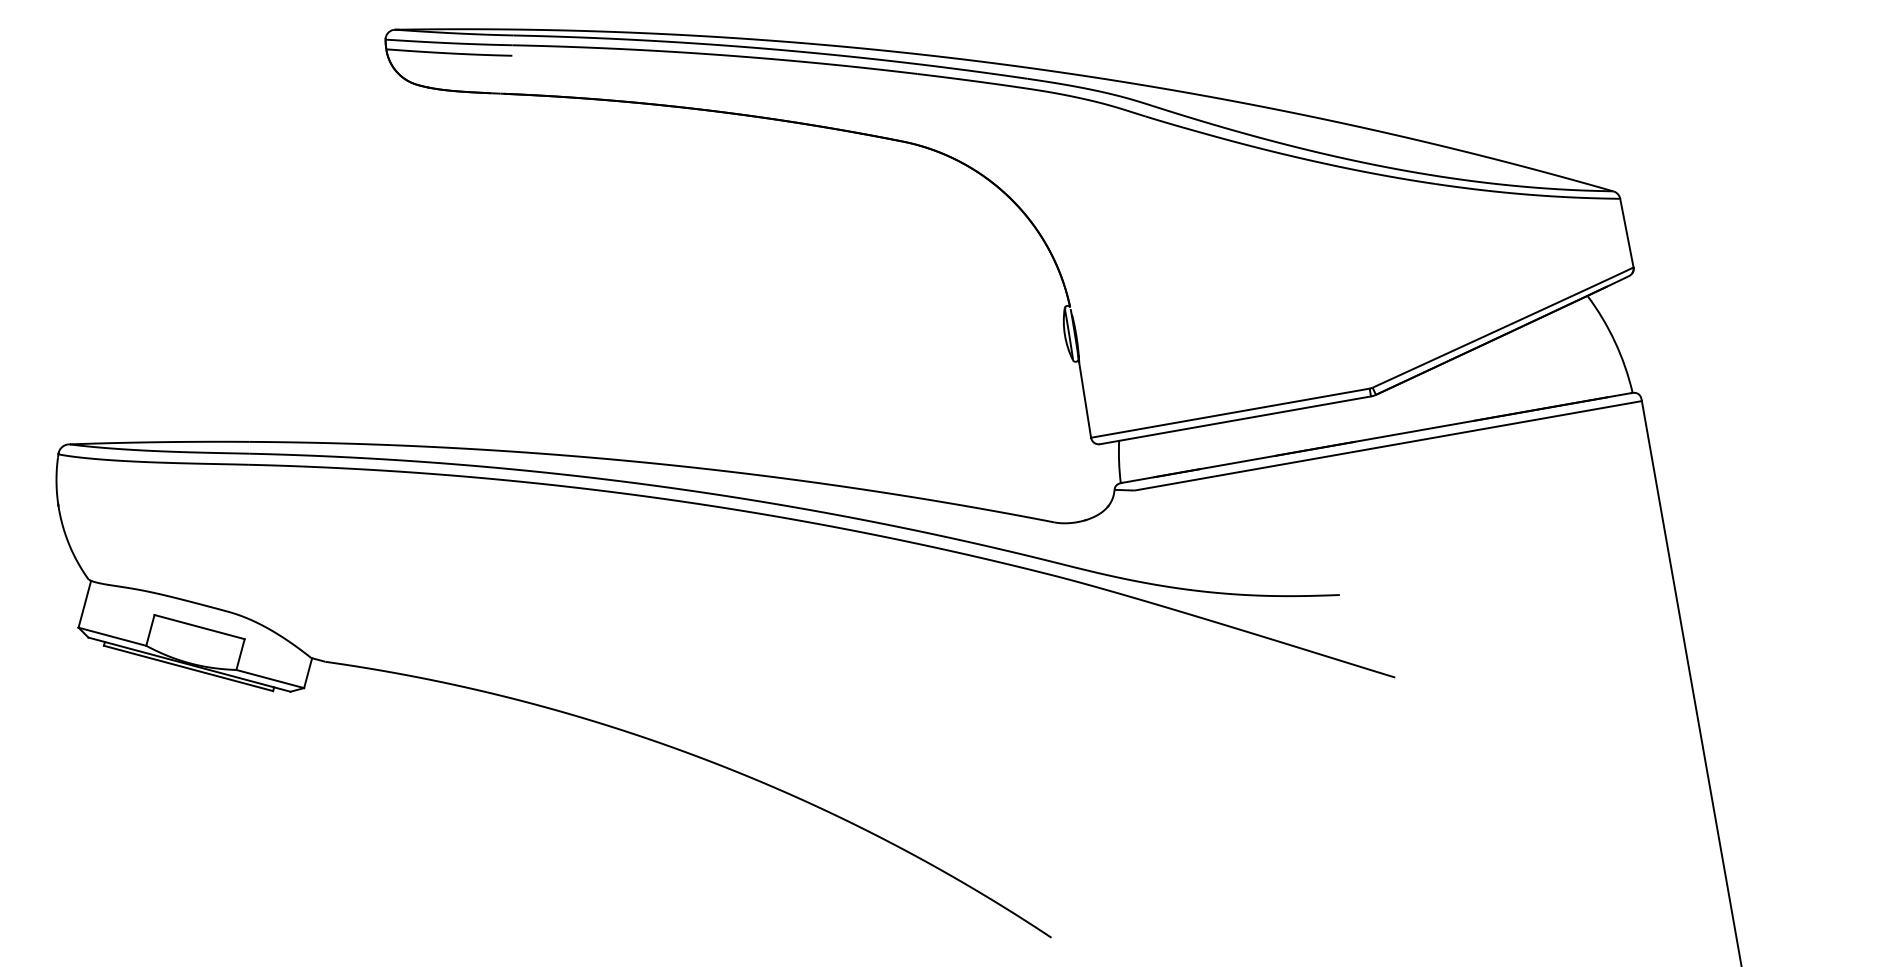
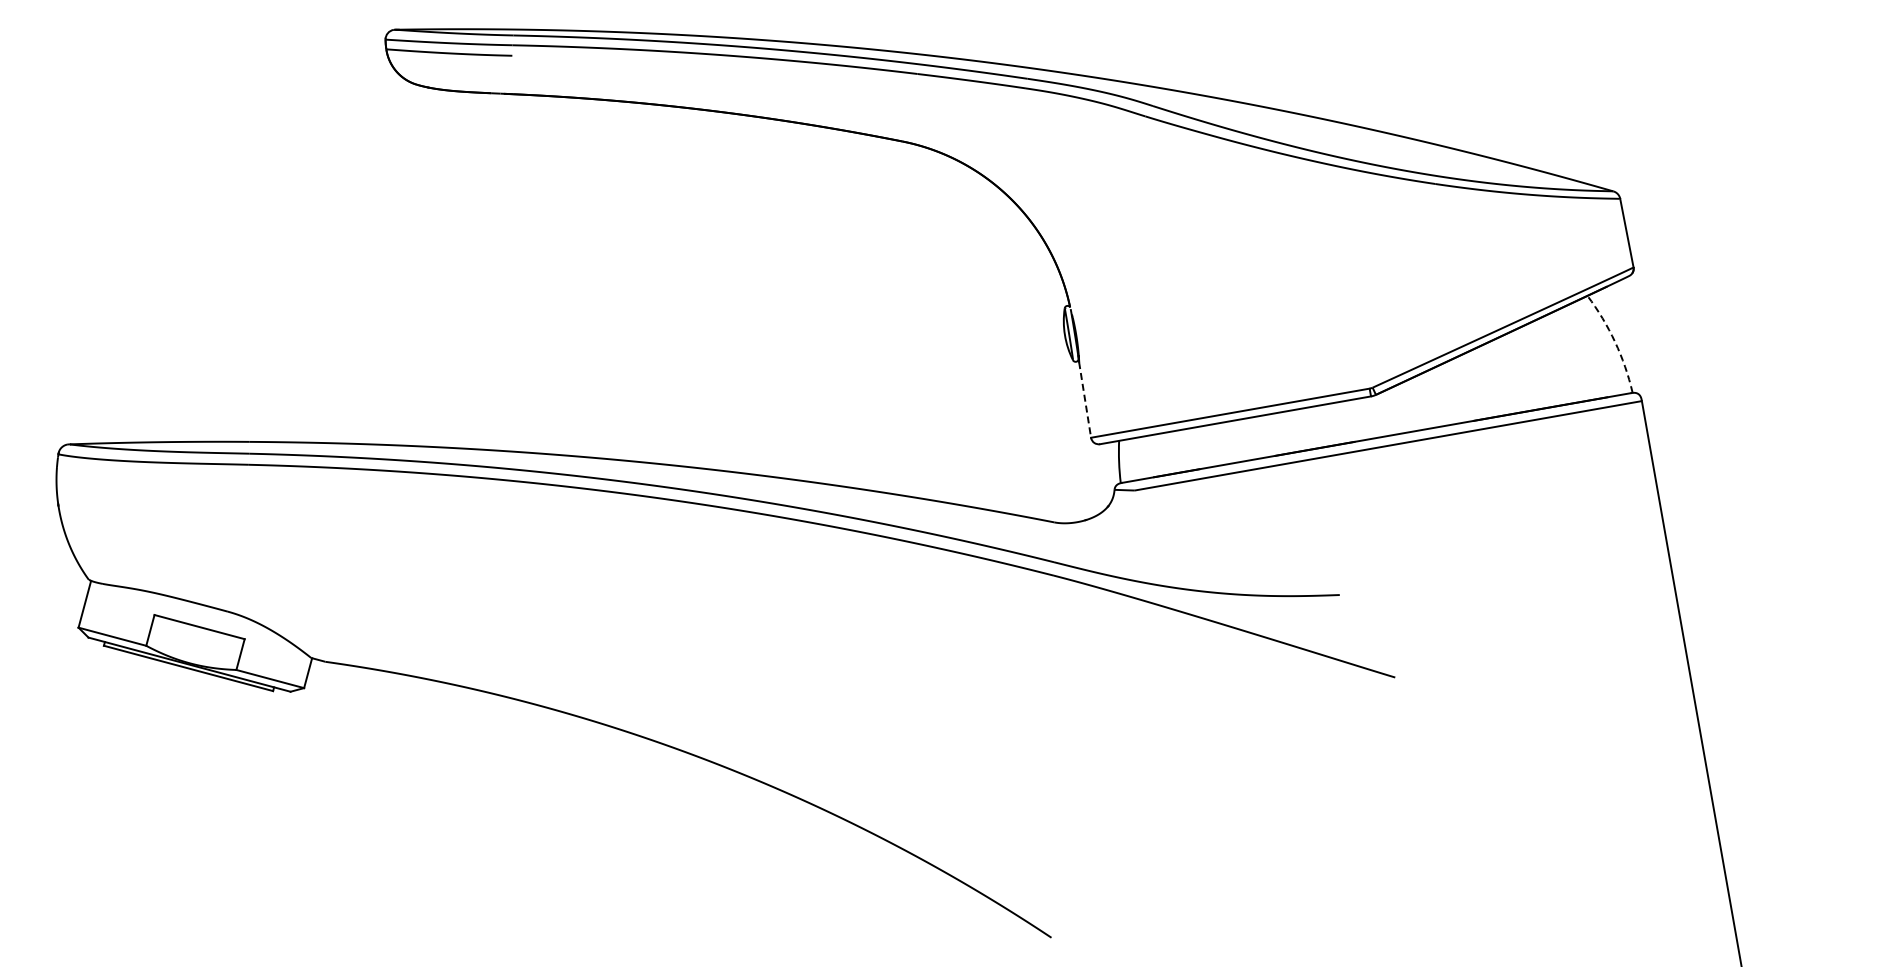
arc: solid -> dashed (1615, 342)
line: solid -> dashed (1085, 400)
